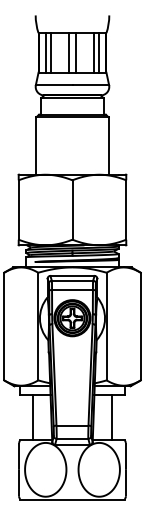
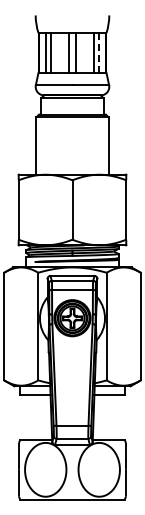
line: solid -> dashed (98, 52)
line: present -> none (33, 417)
line: present -> none (111, 417)
